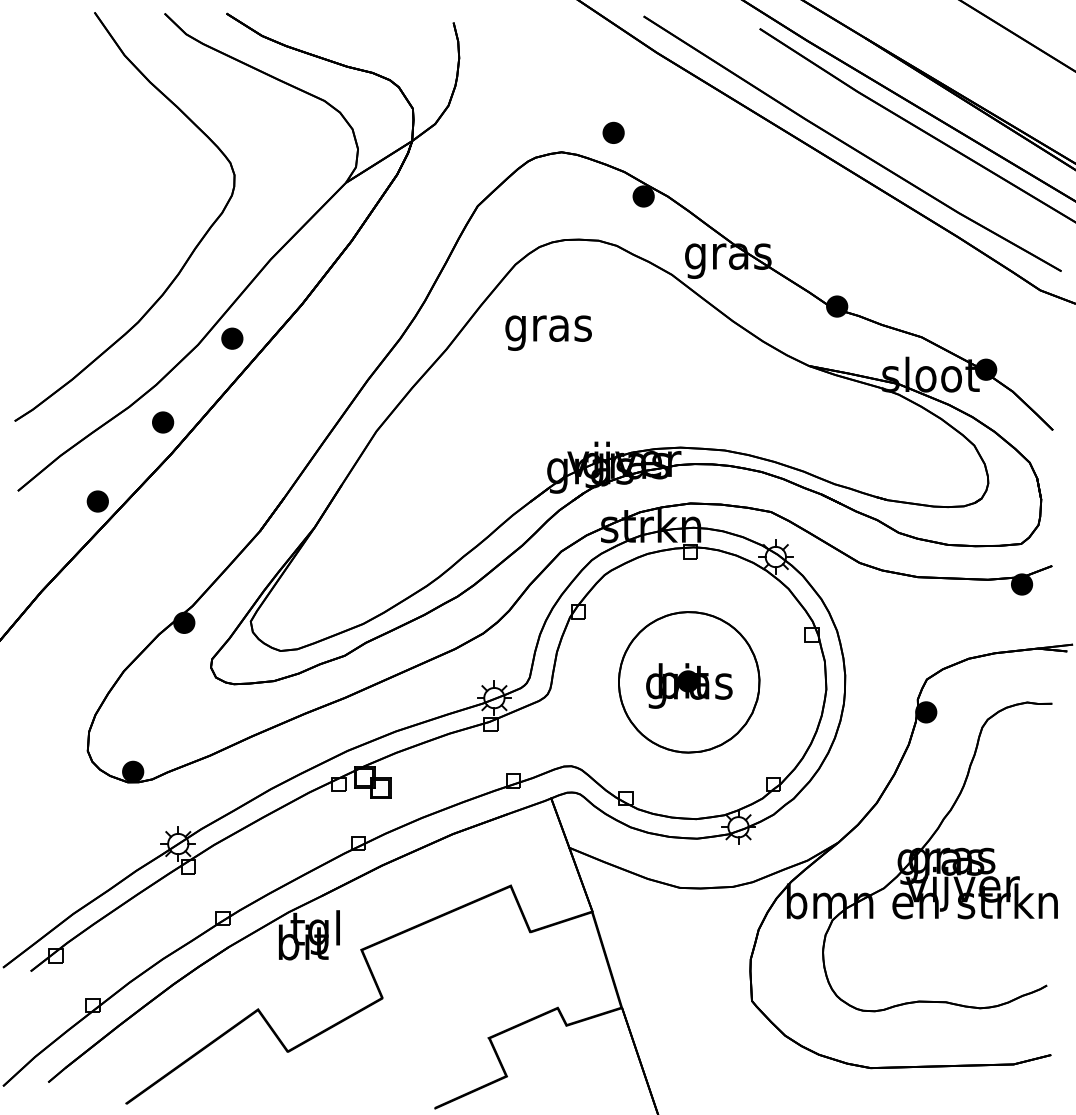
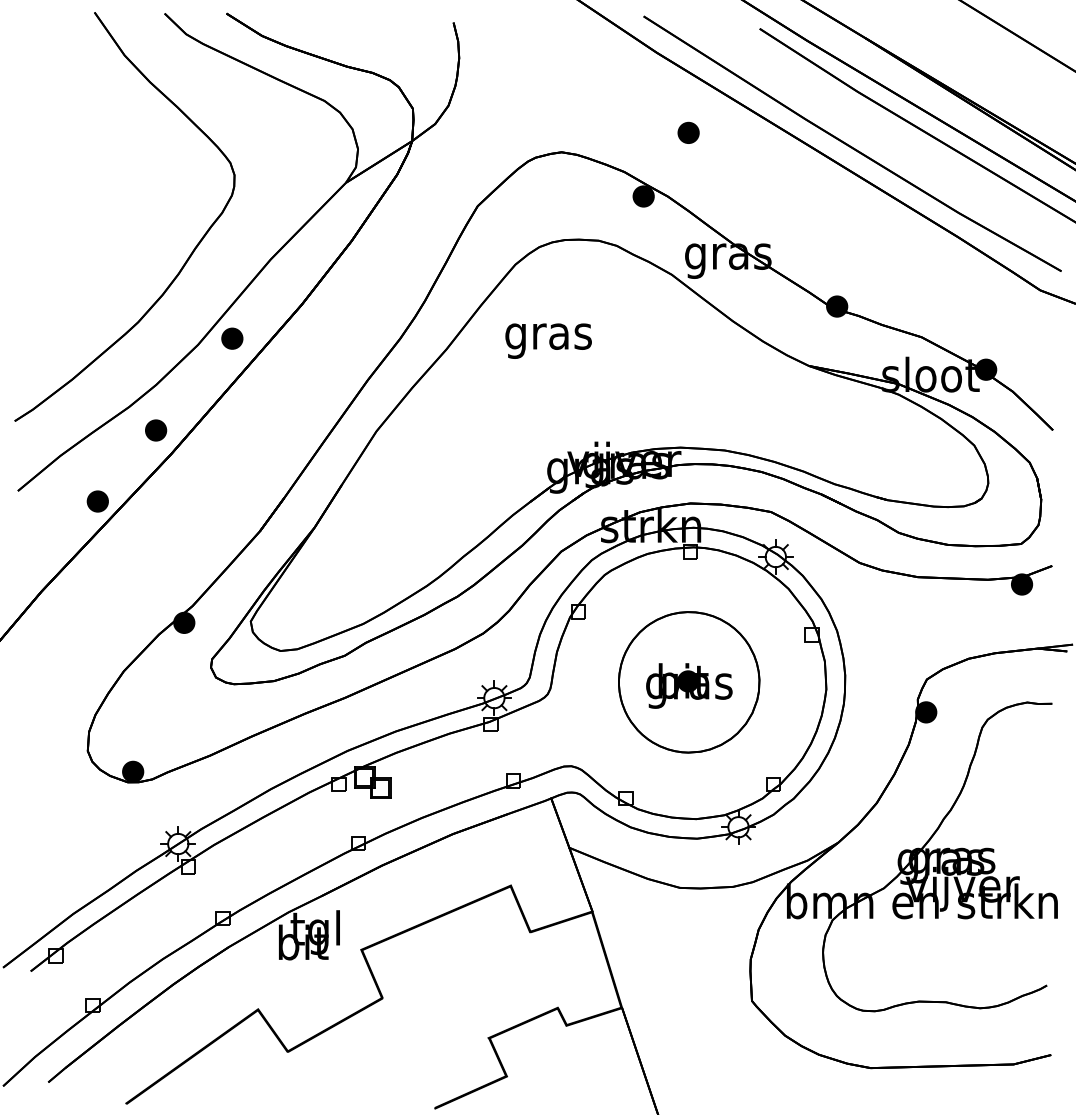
part position: (613, 132) -> (688, 132) (688, 132)
text position: (548, 332) -> (548, 340) (548, 340)
part position: (163, 422) -> (156, 430) (156, 430)
